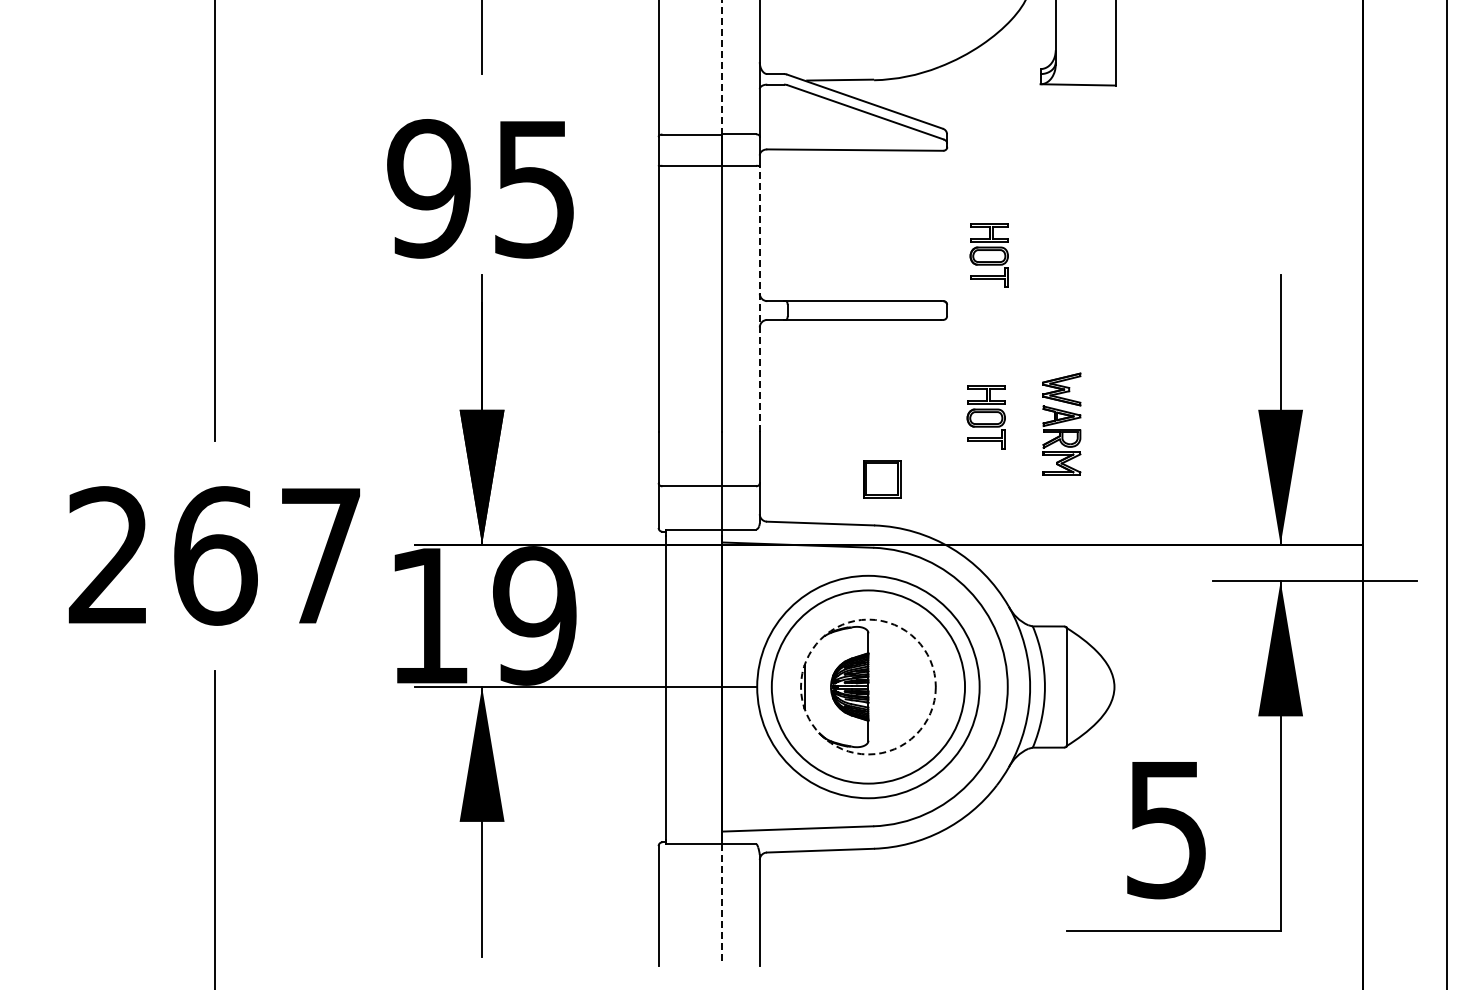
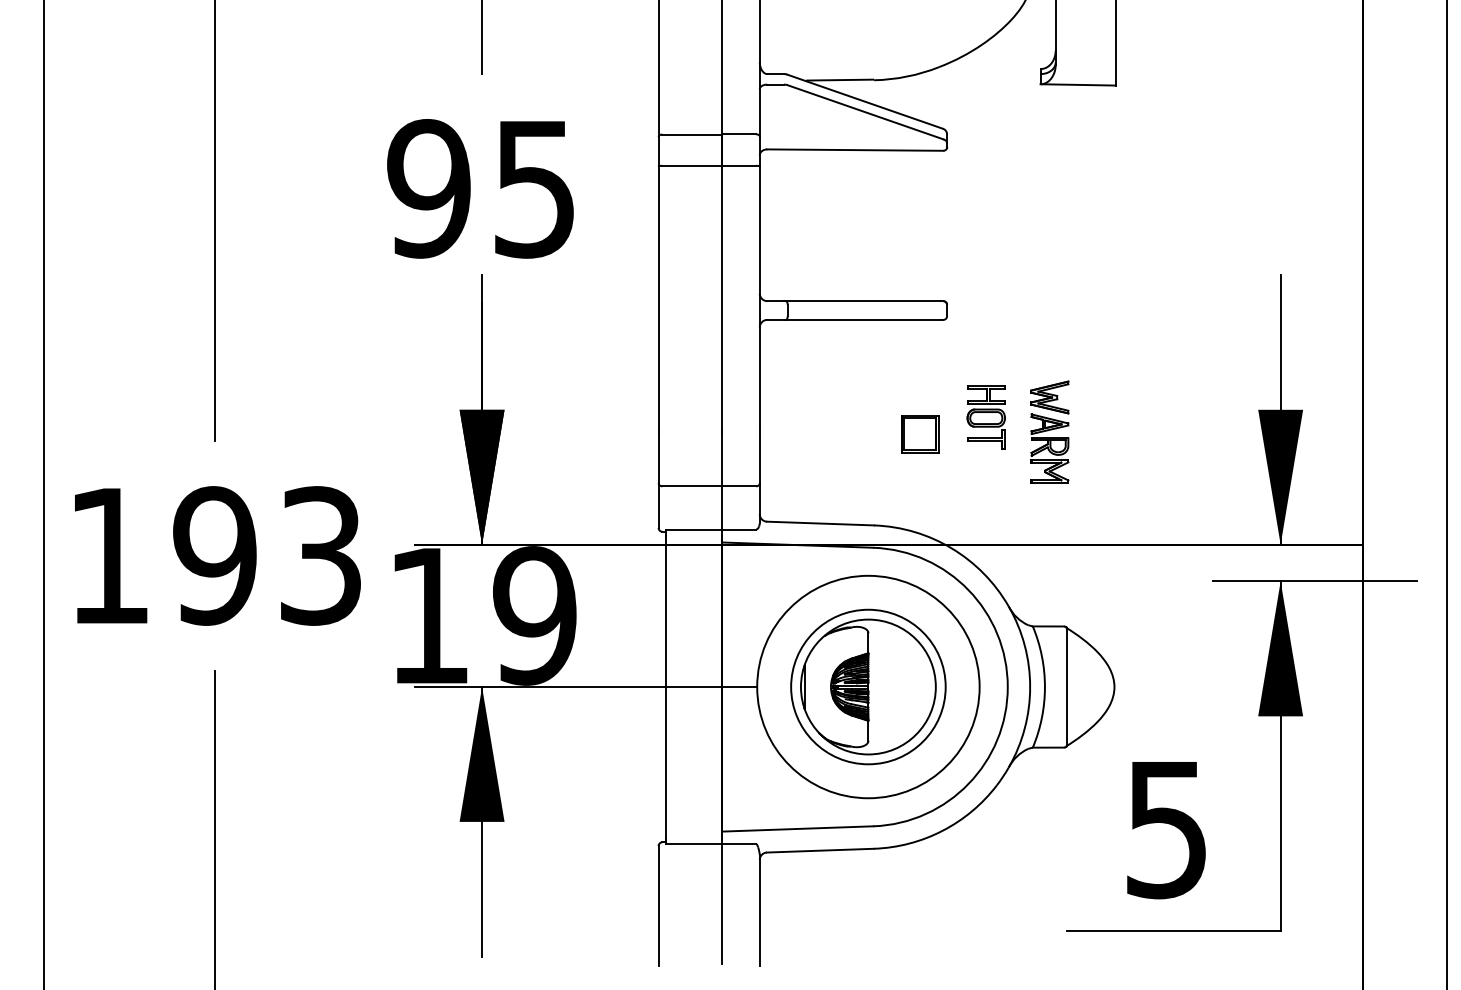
line: dashed -> solid (722, 66)
part: present -> none (988, 255)
line: dashed -> solid (759, 299)
part position: (1061, 423) -> (1049, 431) (1049, 431)
part position: (882, 479) -> (920, 434) (920, 434)
line: none -> present (43, 494)
text: 267 -> 193 (214, 555)
circle: dashed -> solid (867, 686)
circle diameter: 193 px -> 155 px (868, 686)
line: dashed -> solid (722, 904)
